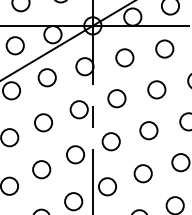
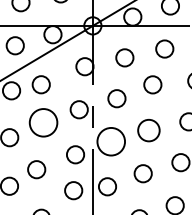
circle position: (46, 77) -> (40, 84) (40, 84)
circle position: (156, 89) -> (152, 84) (152, 84)
circle diameter: 17 px -> 28 px (43, 122)
circle size: 20x20 px -> 24x24 px (148, 130)
circle diameter: 17 px -> 28 px (111, 141)
circle position: (41, 169) -> (36, 169) (36, 169)
circle position: (73, 201) -> (73, 190) (73, 190)
